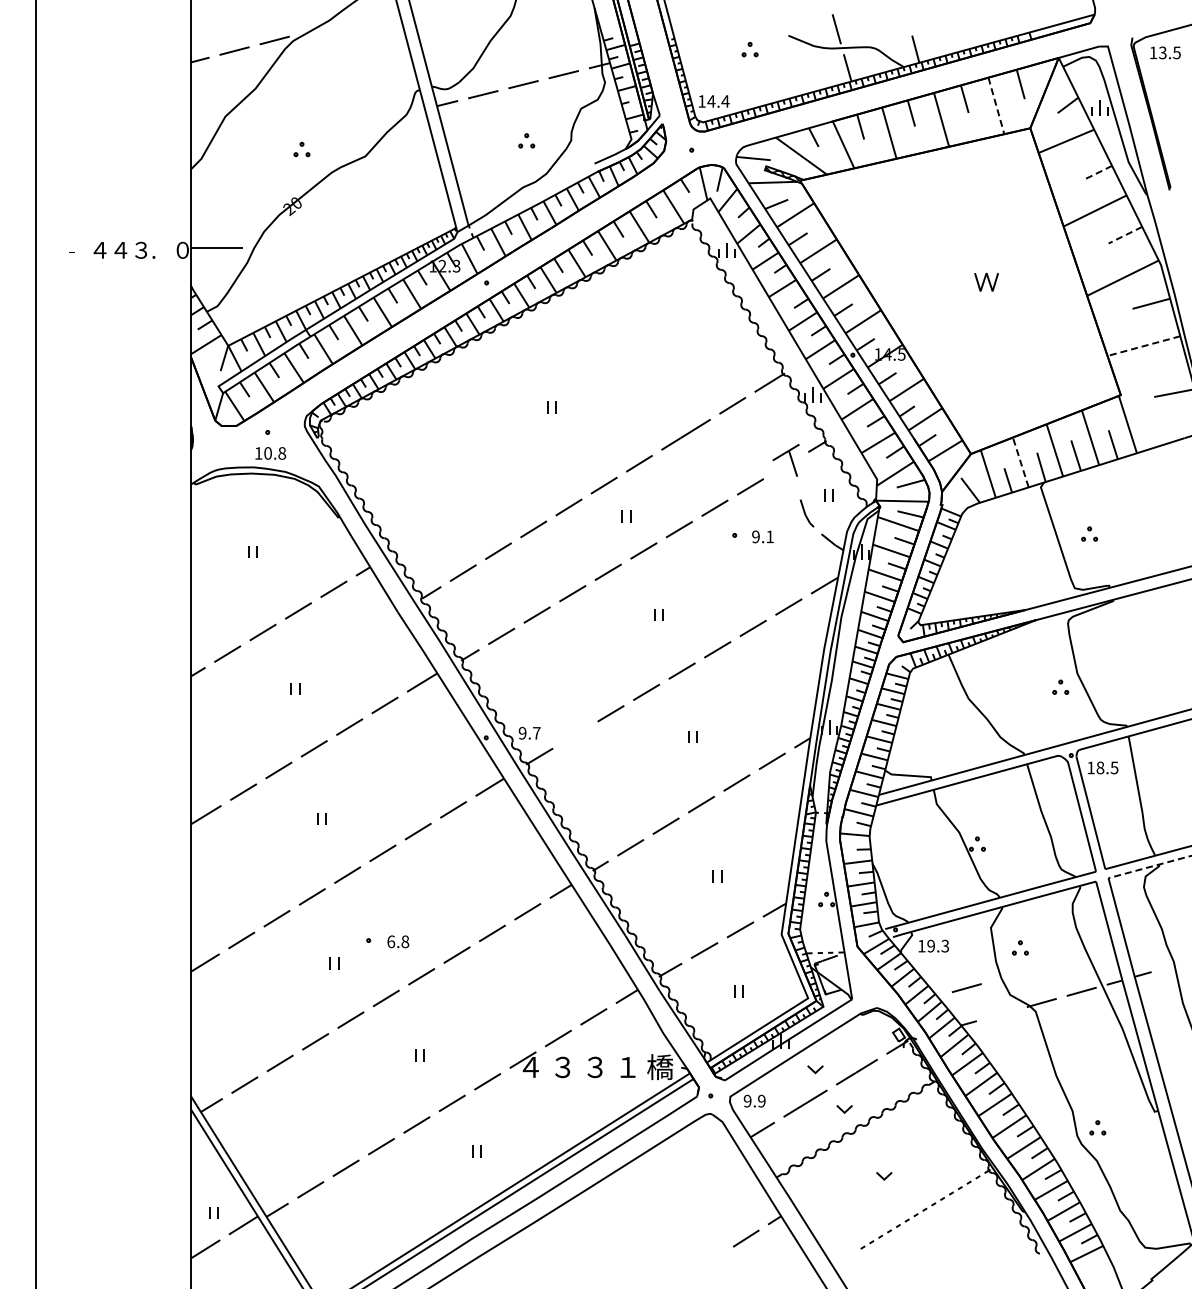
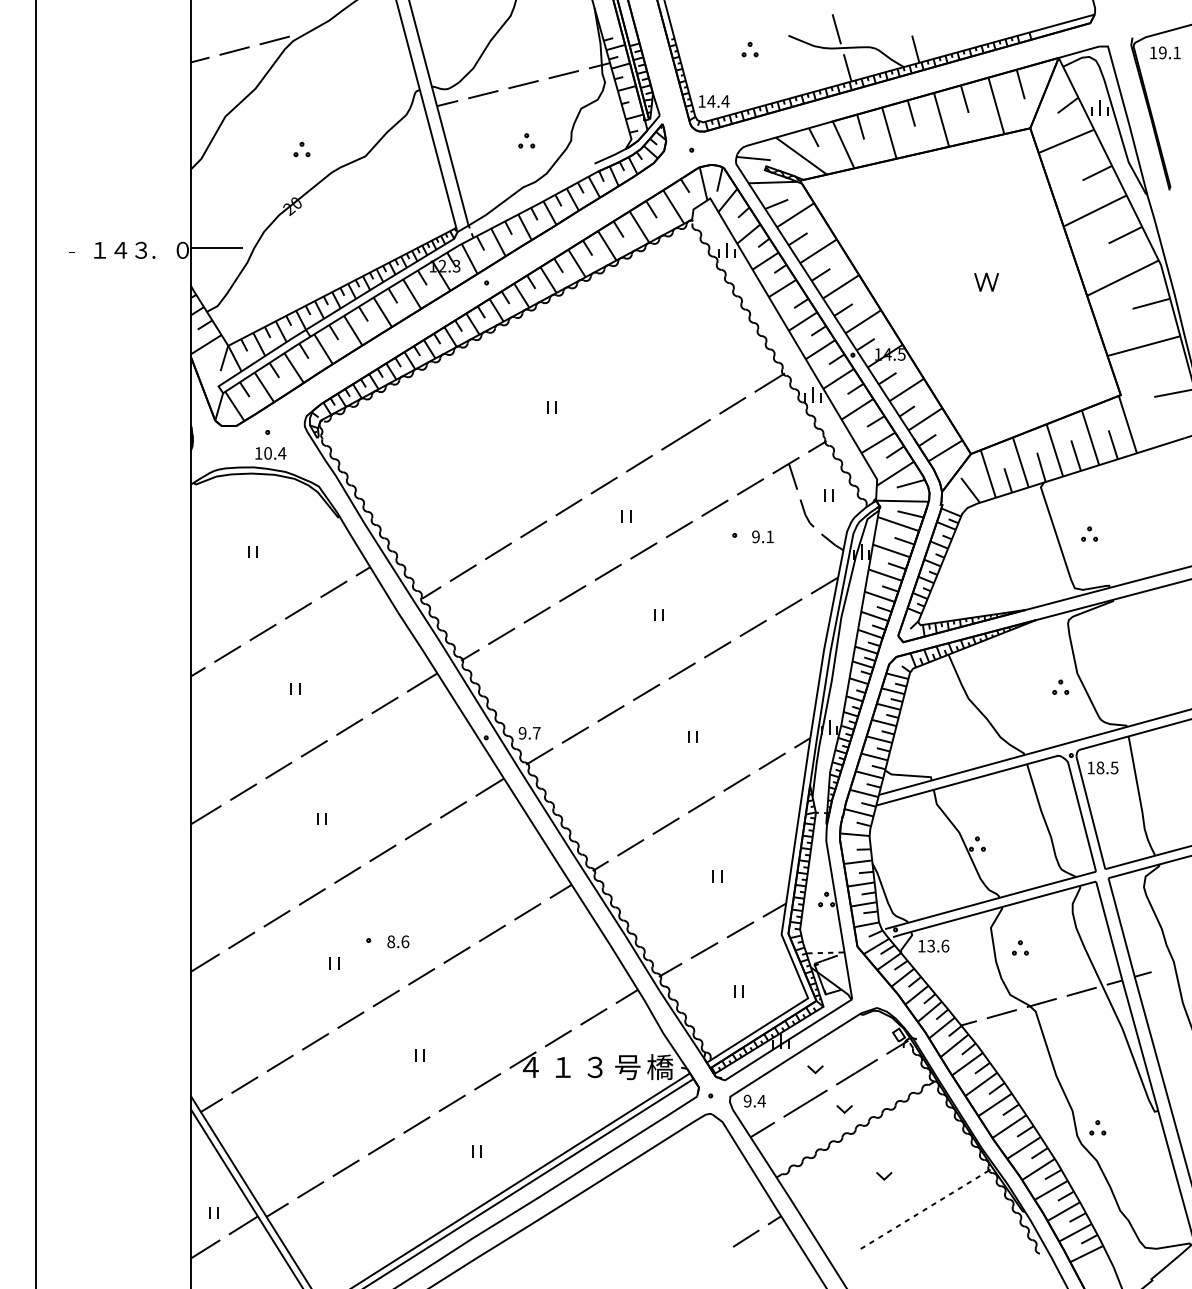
text: 13.5 -> 19.1 (1169, 52)
line: dashed -> solid (996, 106)
line: dashed -> solid (1096, 173)
line: dashed -> solid (1125, 235)
text: ４ -> １ (99, 250)
line: dashed -> solid (1143, 346)
text: 10.8 -> 10.4 (282, 453)
part position: (785, 460) -> (785, 473) (785, 473)
line: dashed -> solid (1020, 462)
line: none -> present (574, 734)
line: dashed -> solid (1150, 866)
text: 6.8 -> 8.6 (398, 941)
text: 19.3 -> 13.6 (938, 945)
line position: (966, 988) -> (1001, 1014) (1001, 1014)
text: ３ -> １ (562, 1067)
text: １ -> 号 (627, 1067)
text: 9.9 -> 9.4 (761, 1100)
